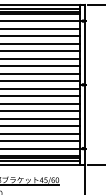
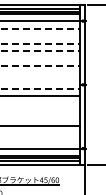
line: solid -> dashed (40, 28)
line: present -> none (41, 36)
line: solid -> dashed (40, 43)
line: solid -> dashed (40, 51)
line: present -> none (41, 58)
line: solid -> dashed (40, 66)
line: present -> none (41, 73)
line: present -> none (41, 81)
line: solid -> dashed (40, 88)
line: present -> none (41, 103)
line: present -> none (41, 111)
line: present -> none (41, 118)
line: present -> none (41, 133)
line: present -> none (41, 141)
